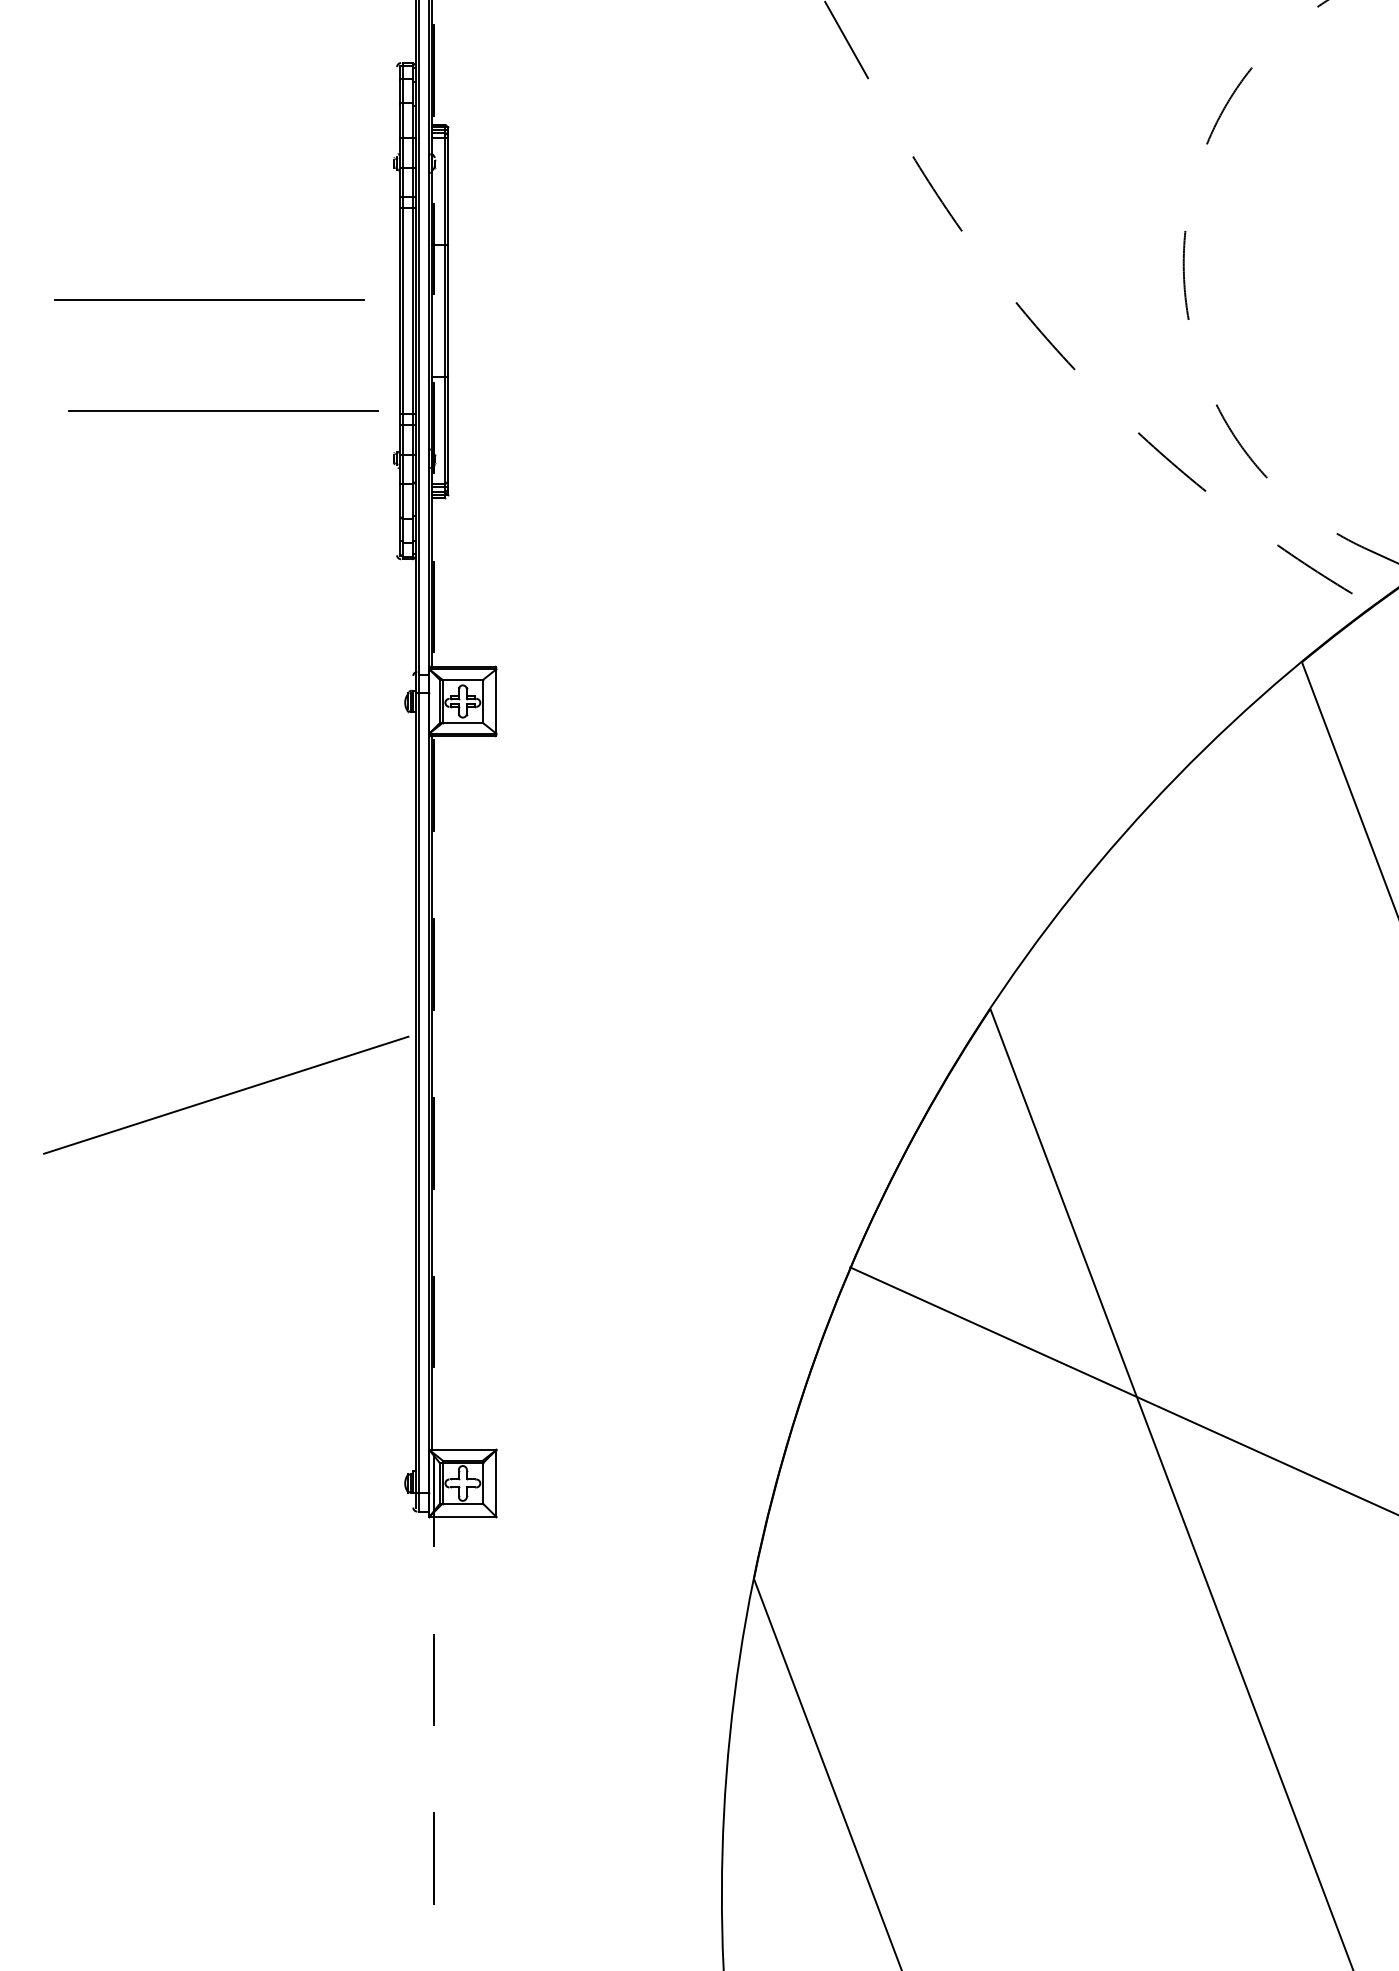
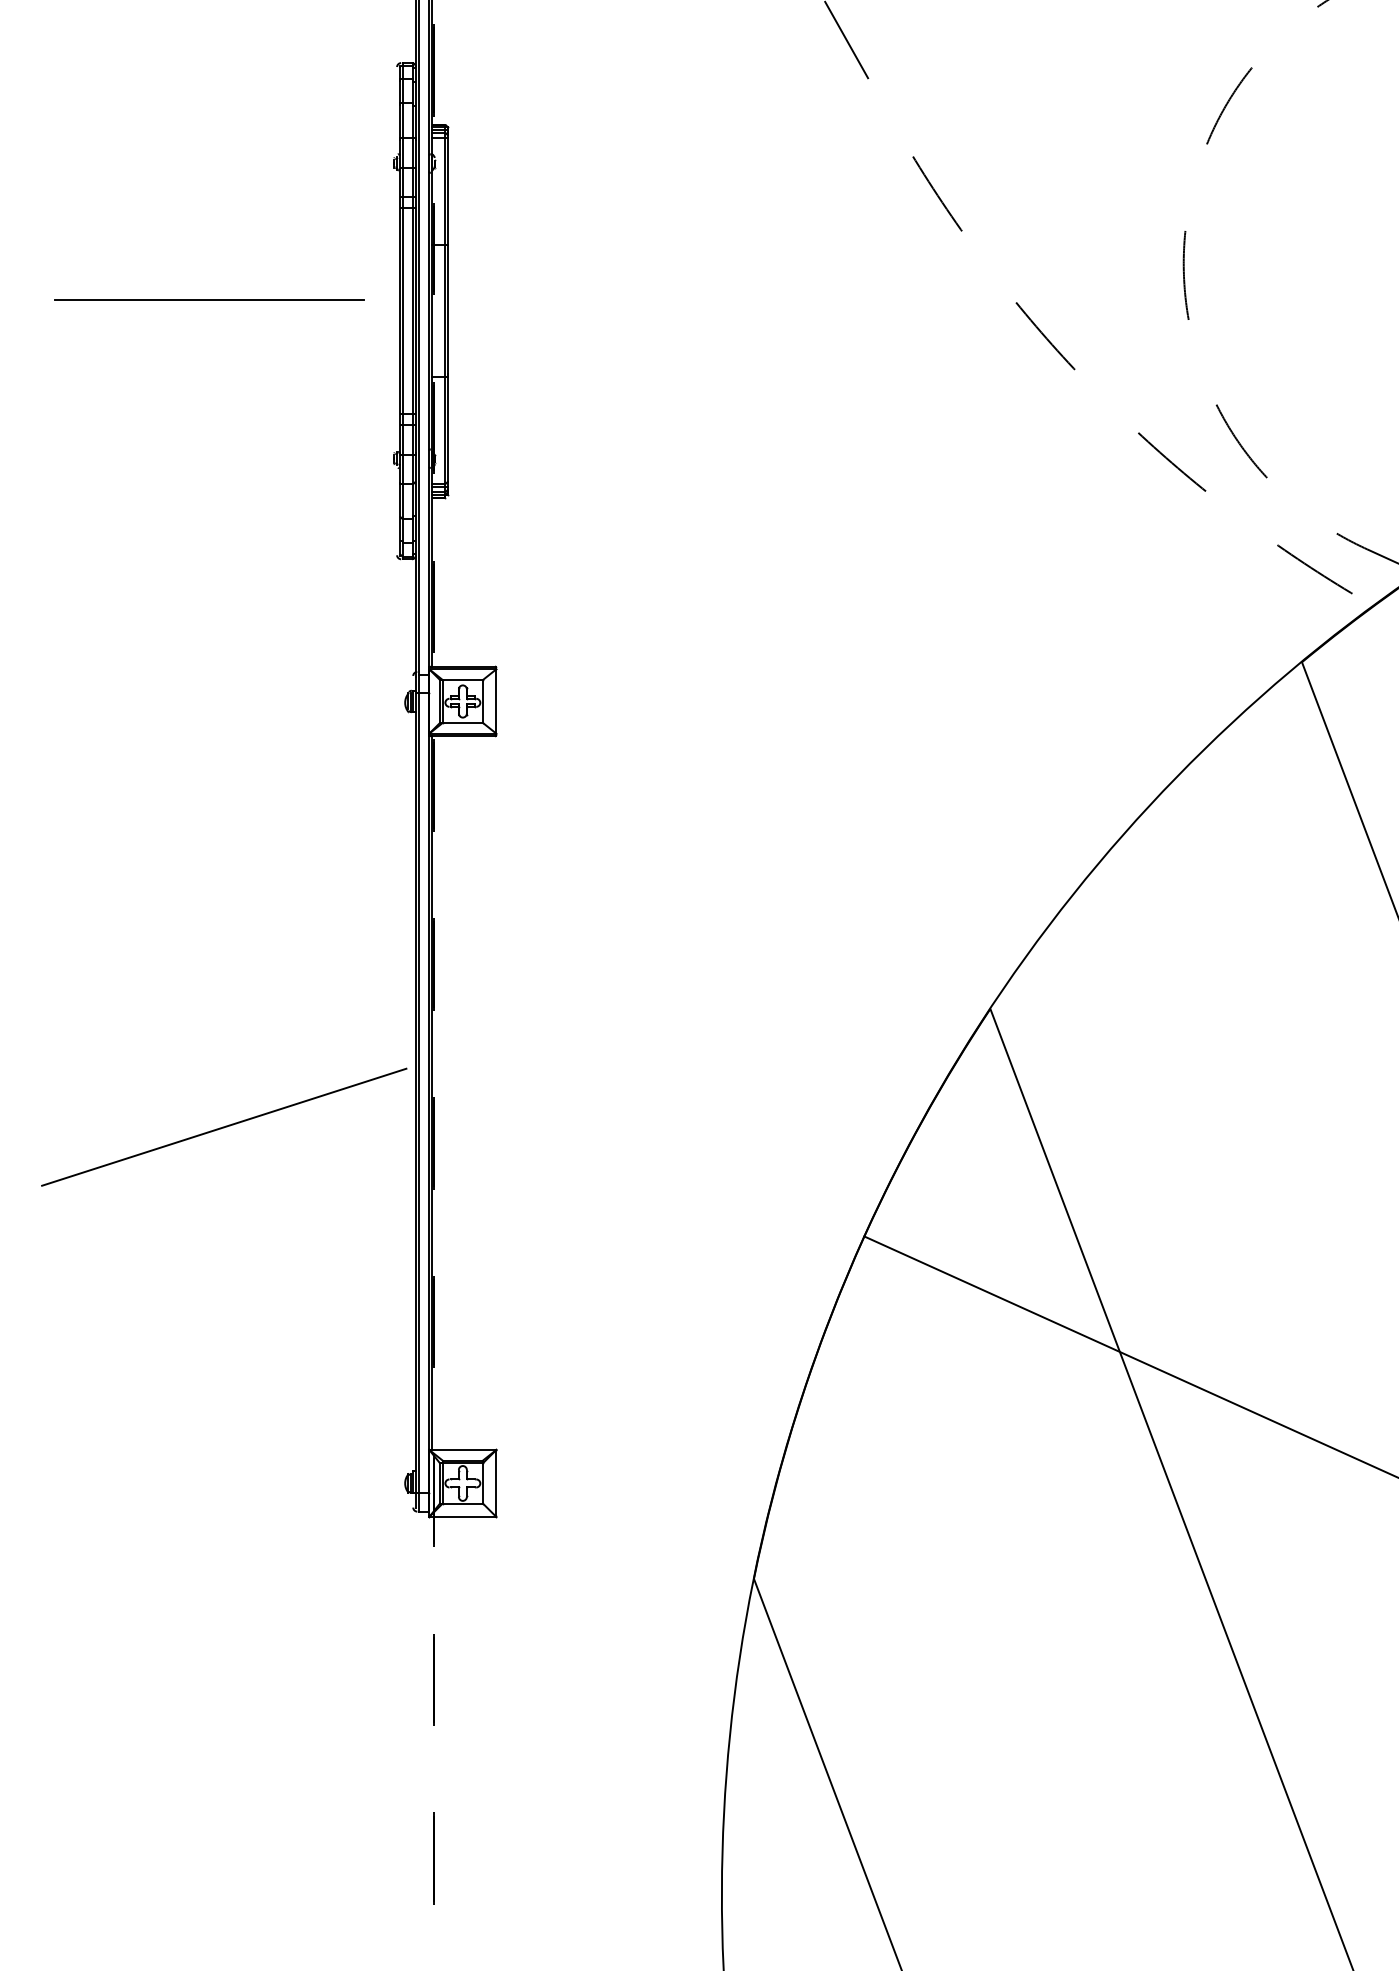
line: present -> none (223, 410)
line position: (226, 1094) -> (224, 1126) (224, 1126)
line position: (1122, 1390) -> (1129, 1356) (1129, 1356)
